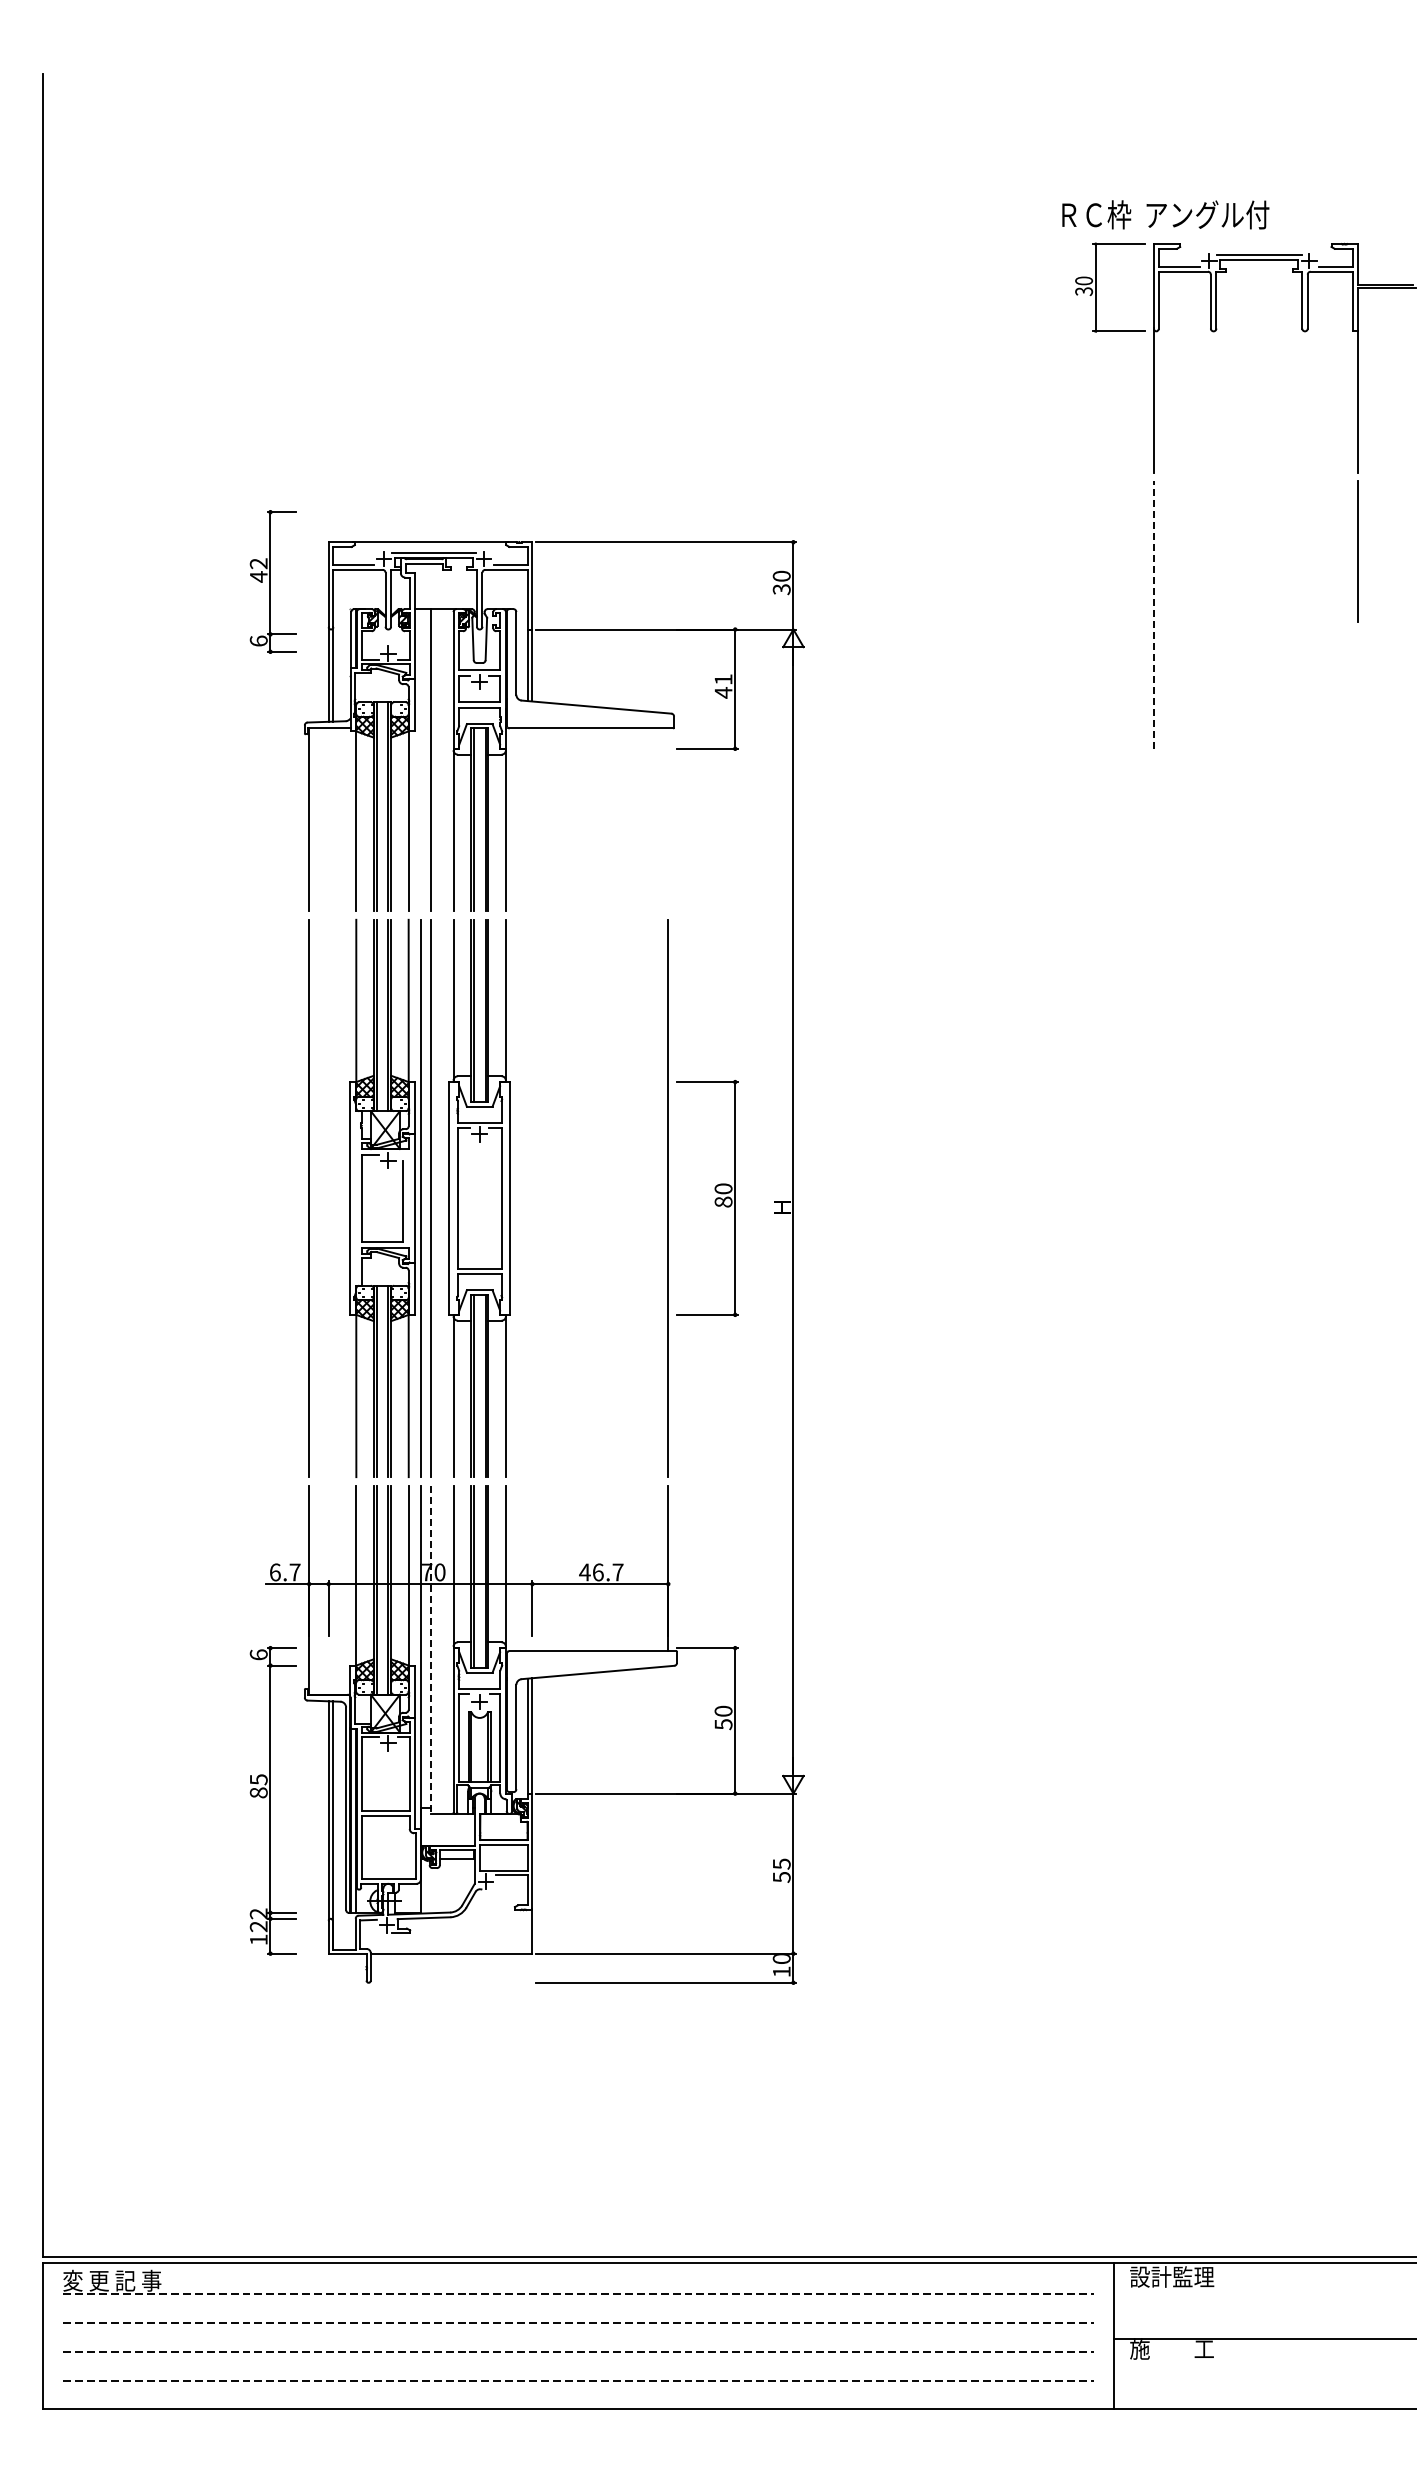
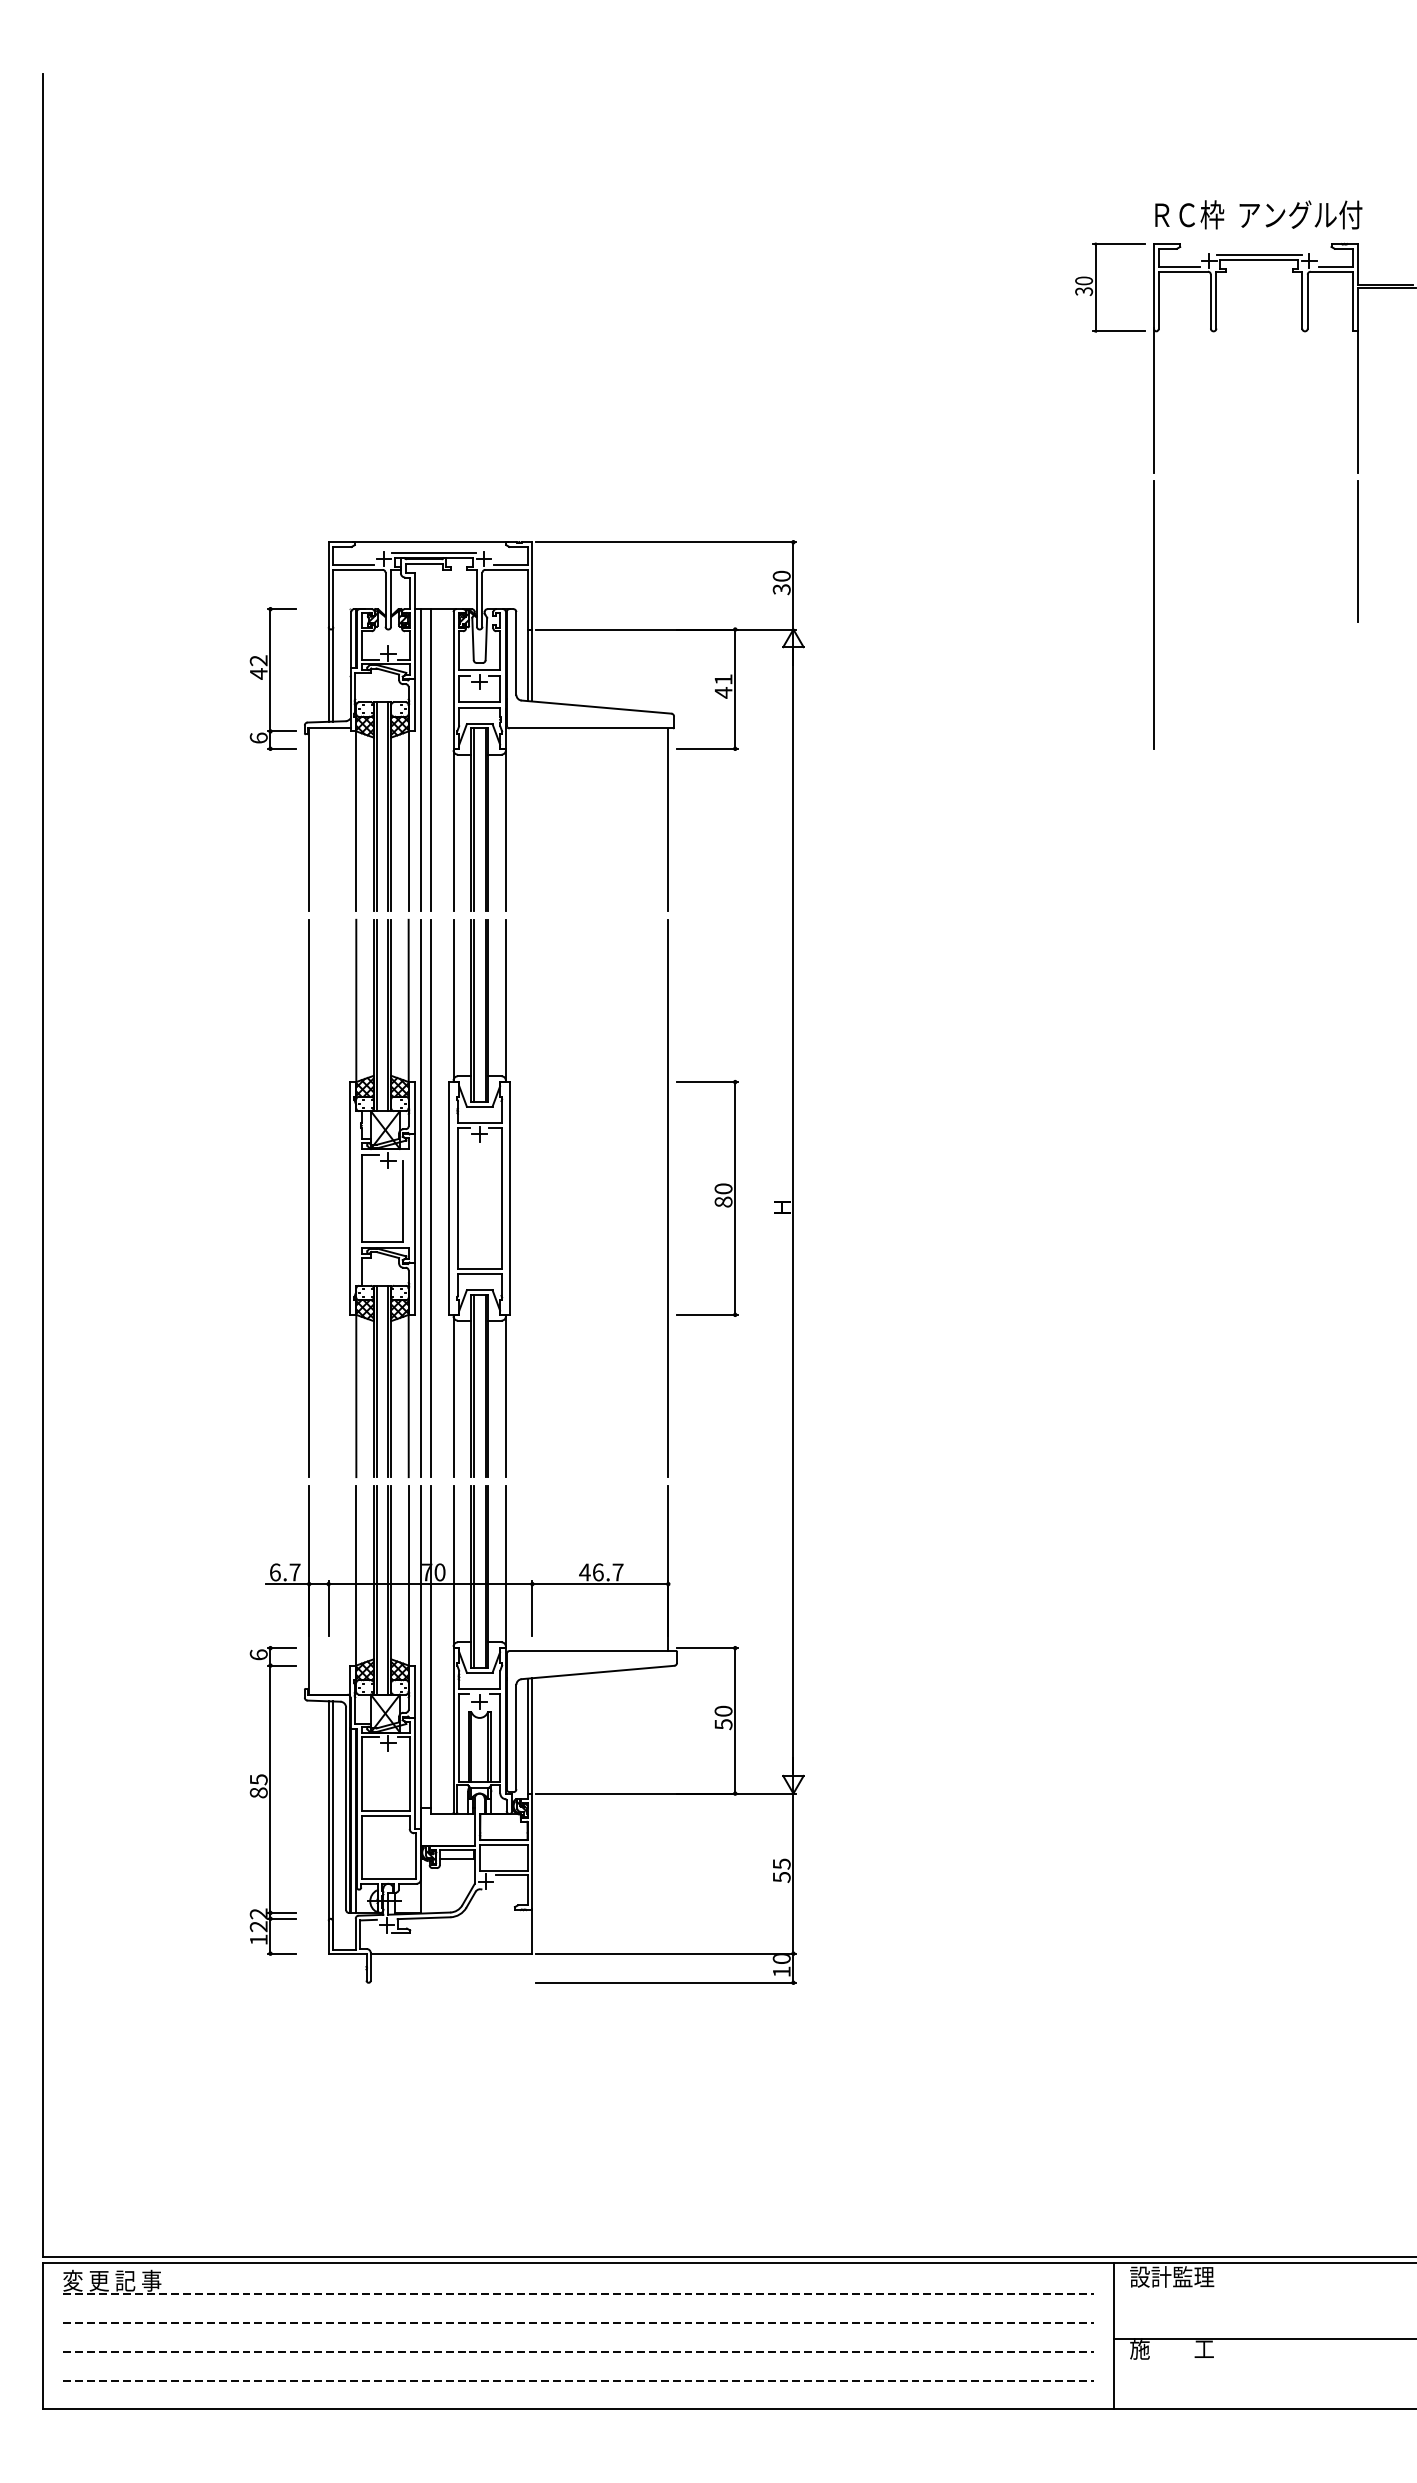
text position: (1165, 214) -> (1258, 214) (1258, 214)
part position: (272, 581) -> (272, 678) (272, 678)
line: dashed -> solid (1153, 615)
line: none -> present (420, 760)
line: none -> present (668, 819)
line: dashed -> solid (431, 1650)
